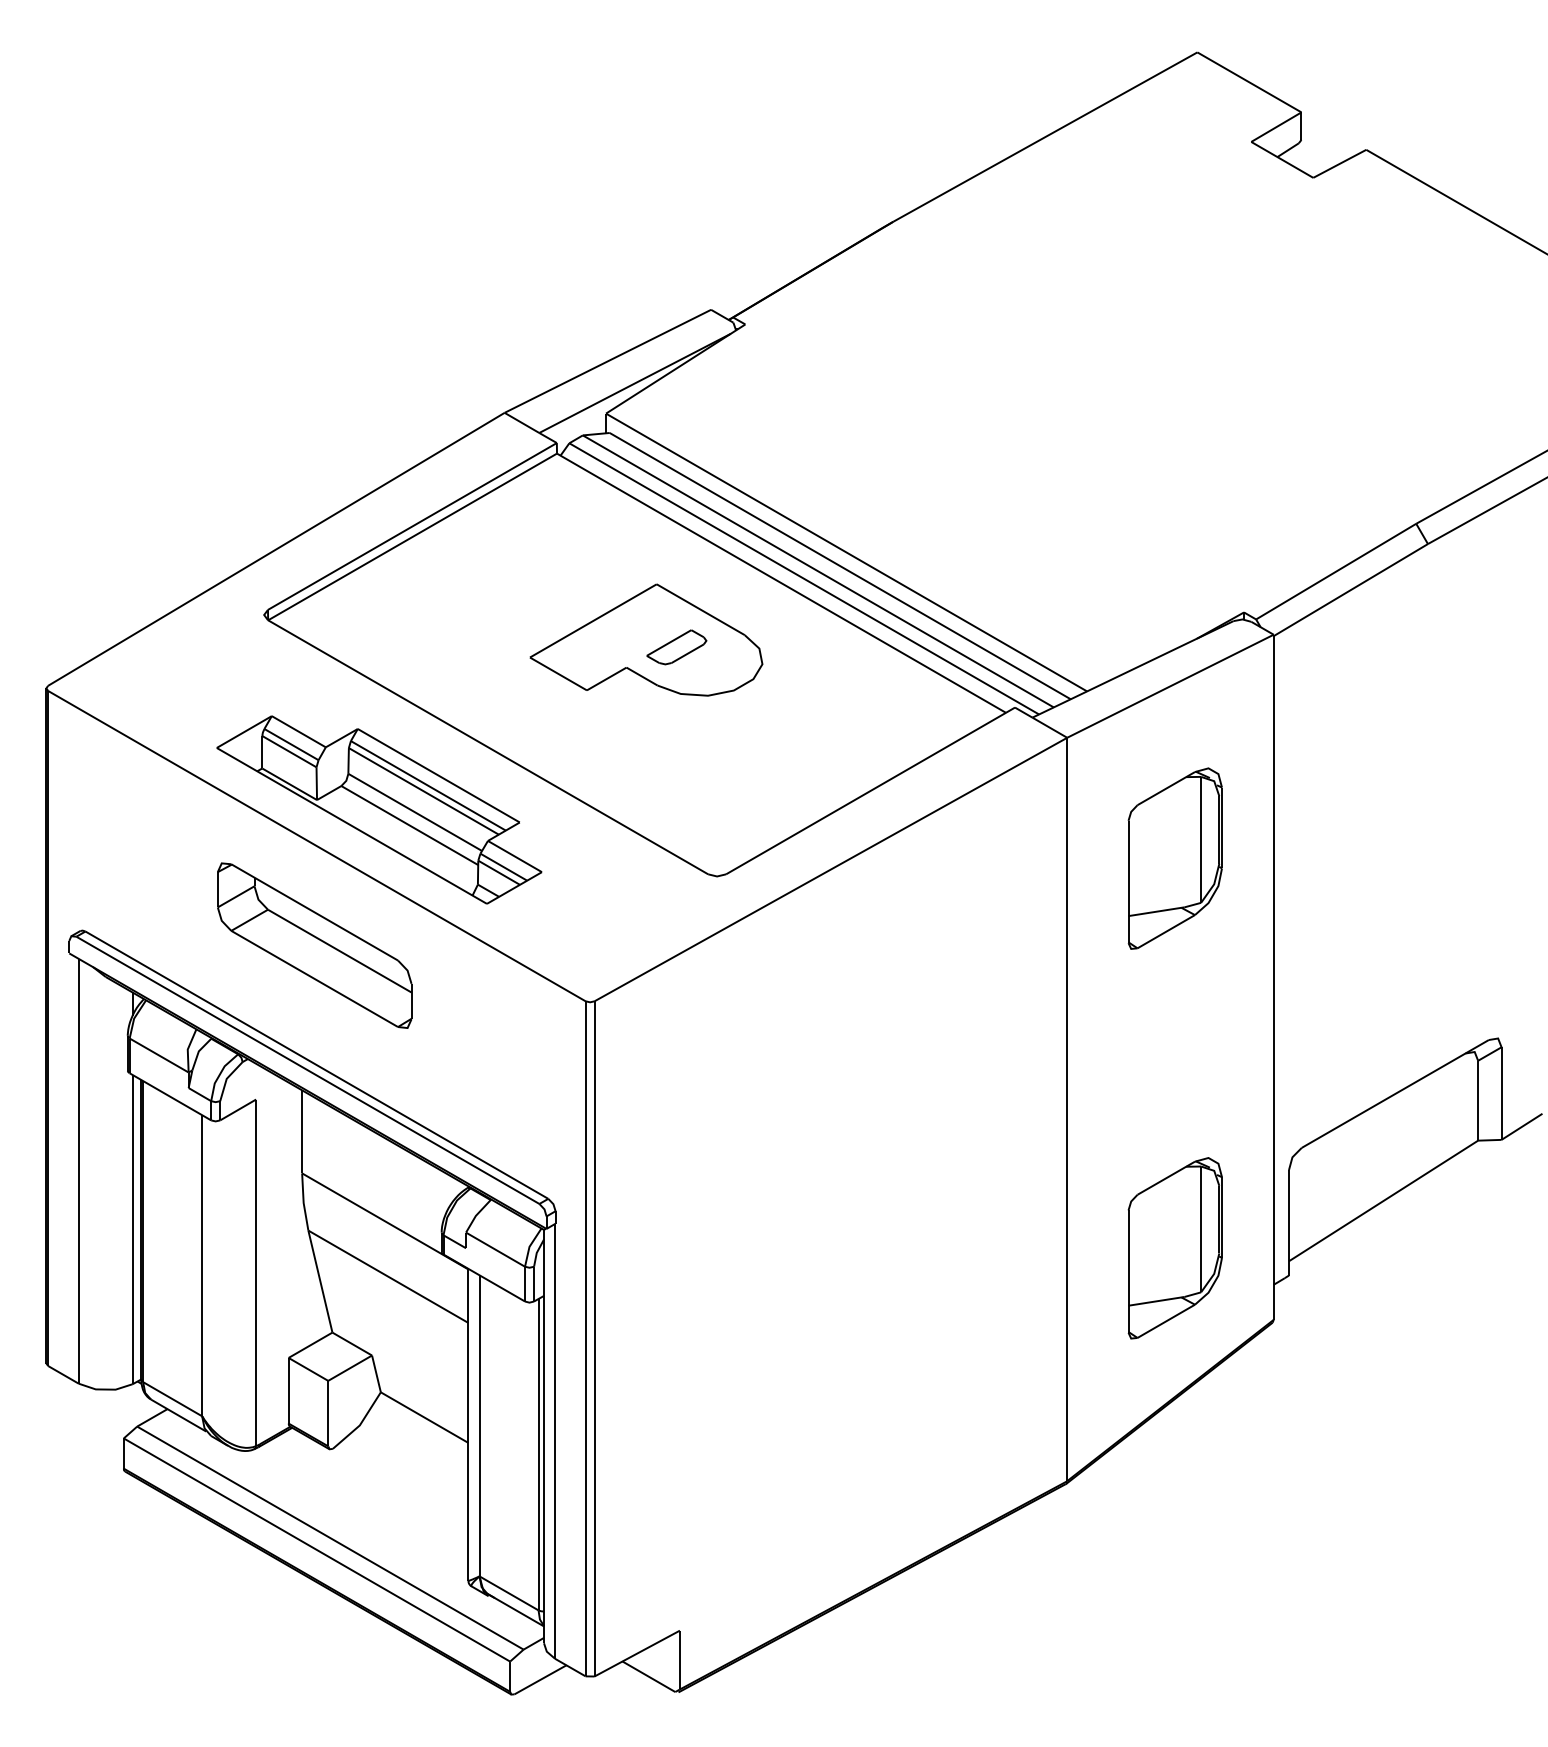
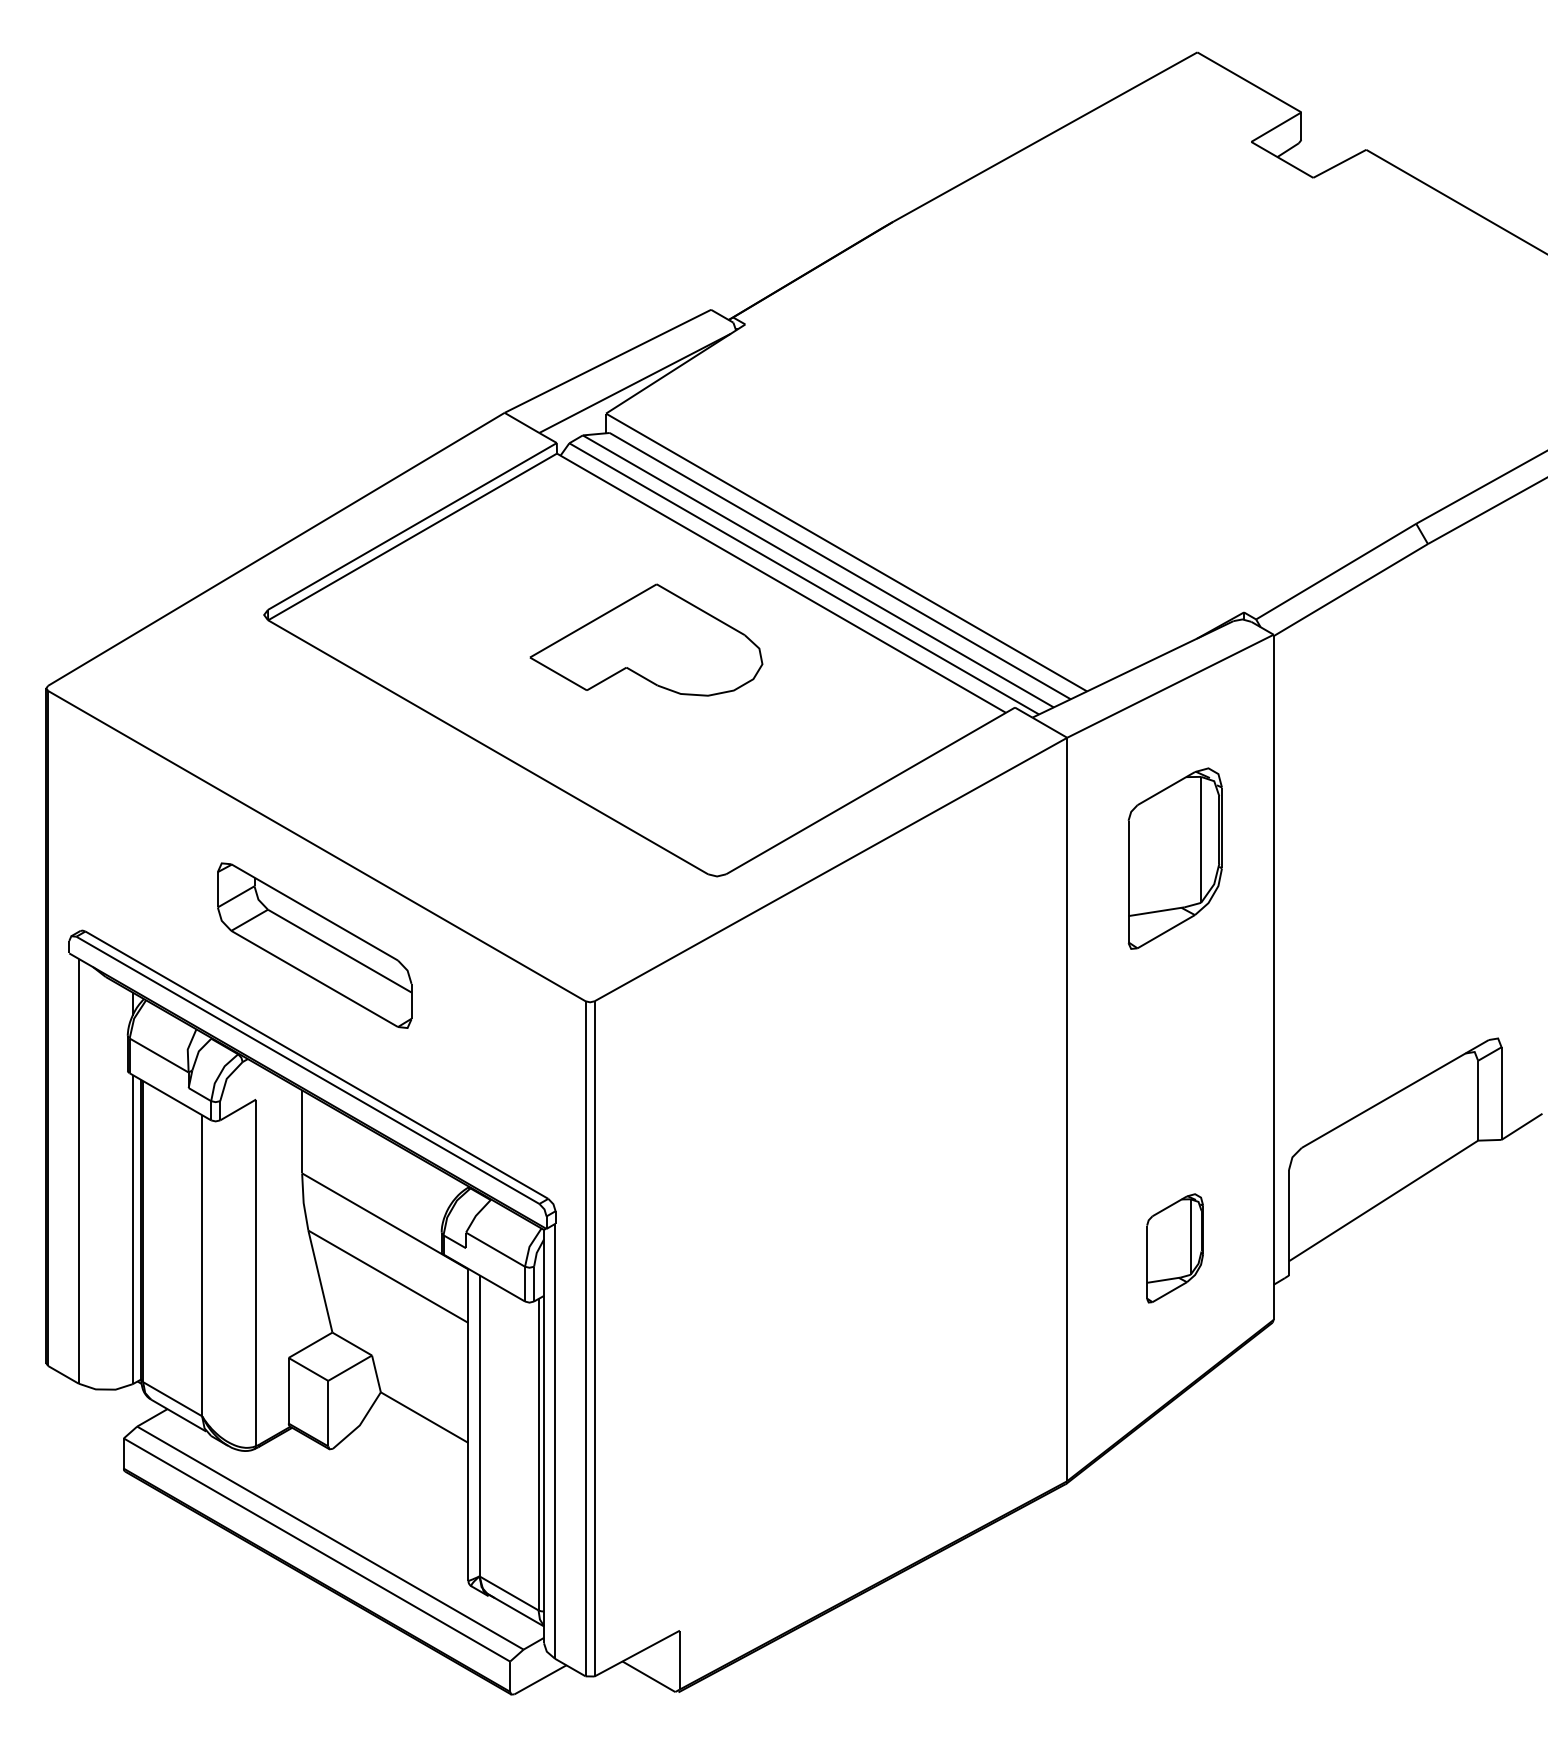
part: present -> none (676, 647)
part: present -> none (379, 809)
part size: 96x183 px -> 58x111 px (1174, 1248)
